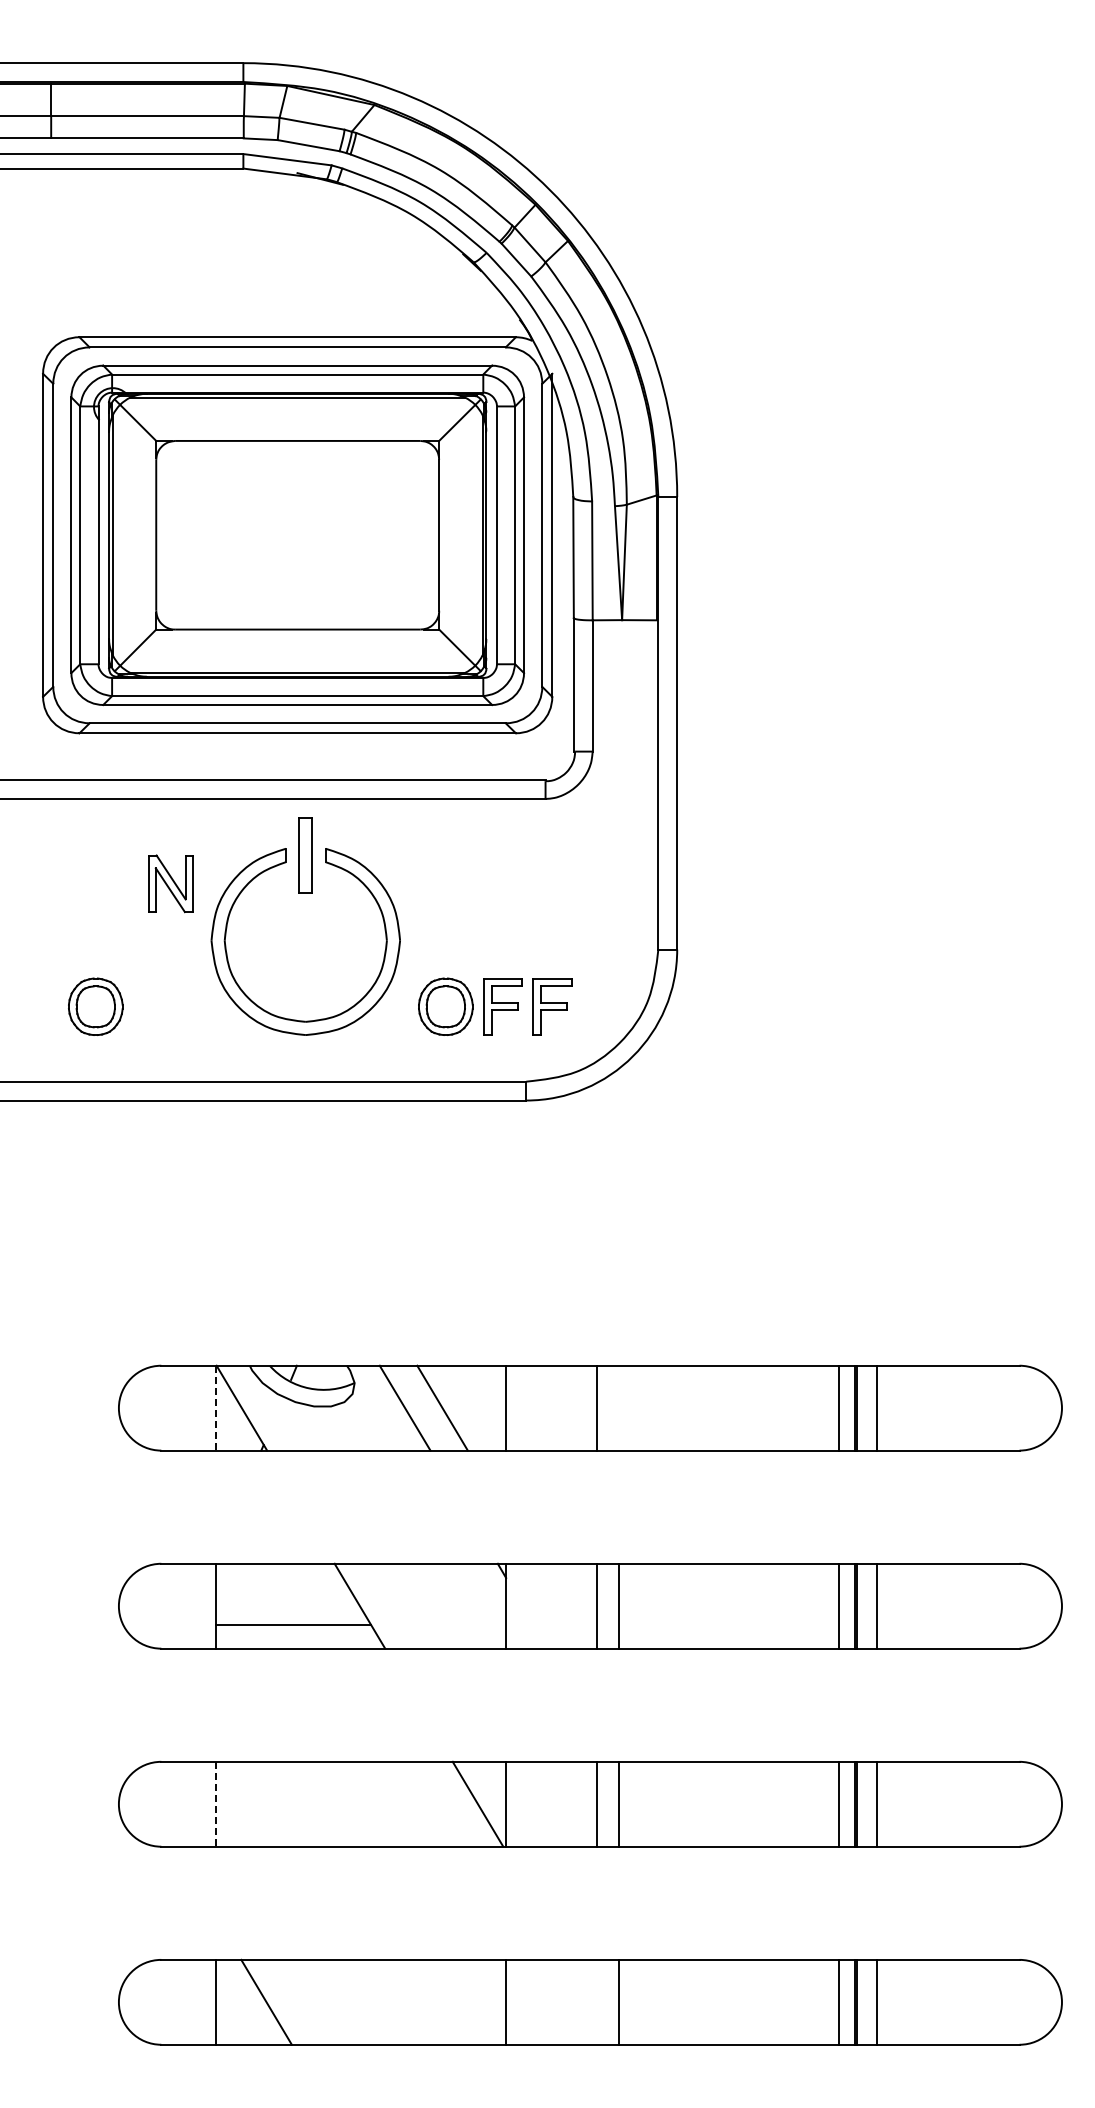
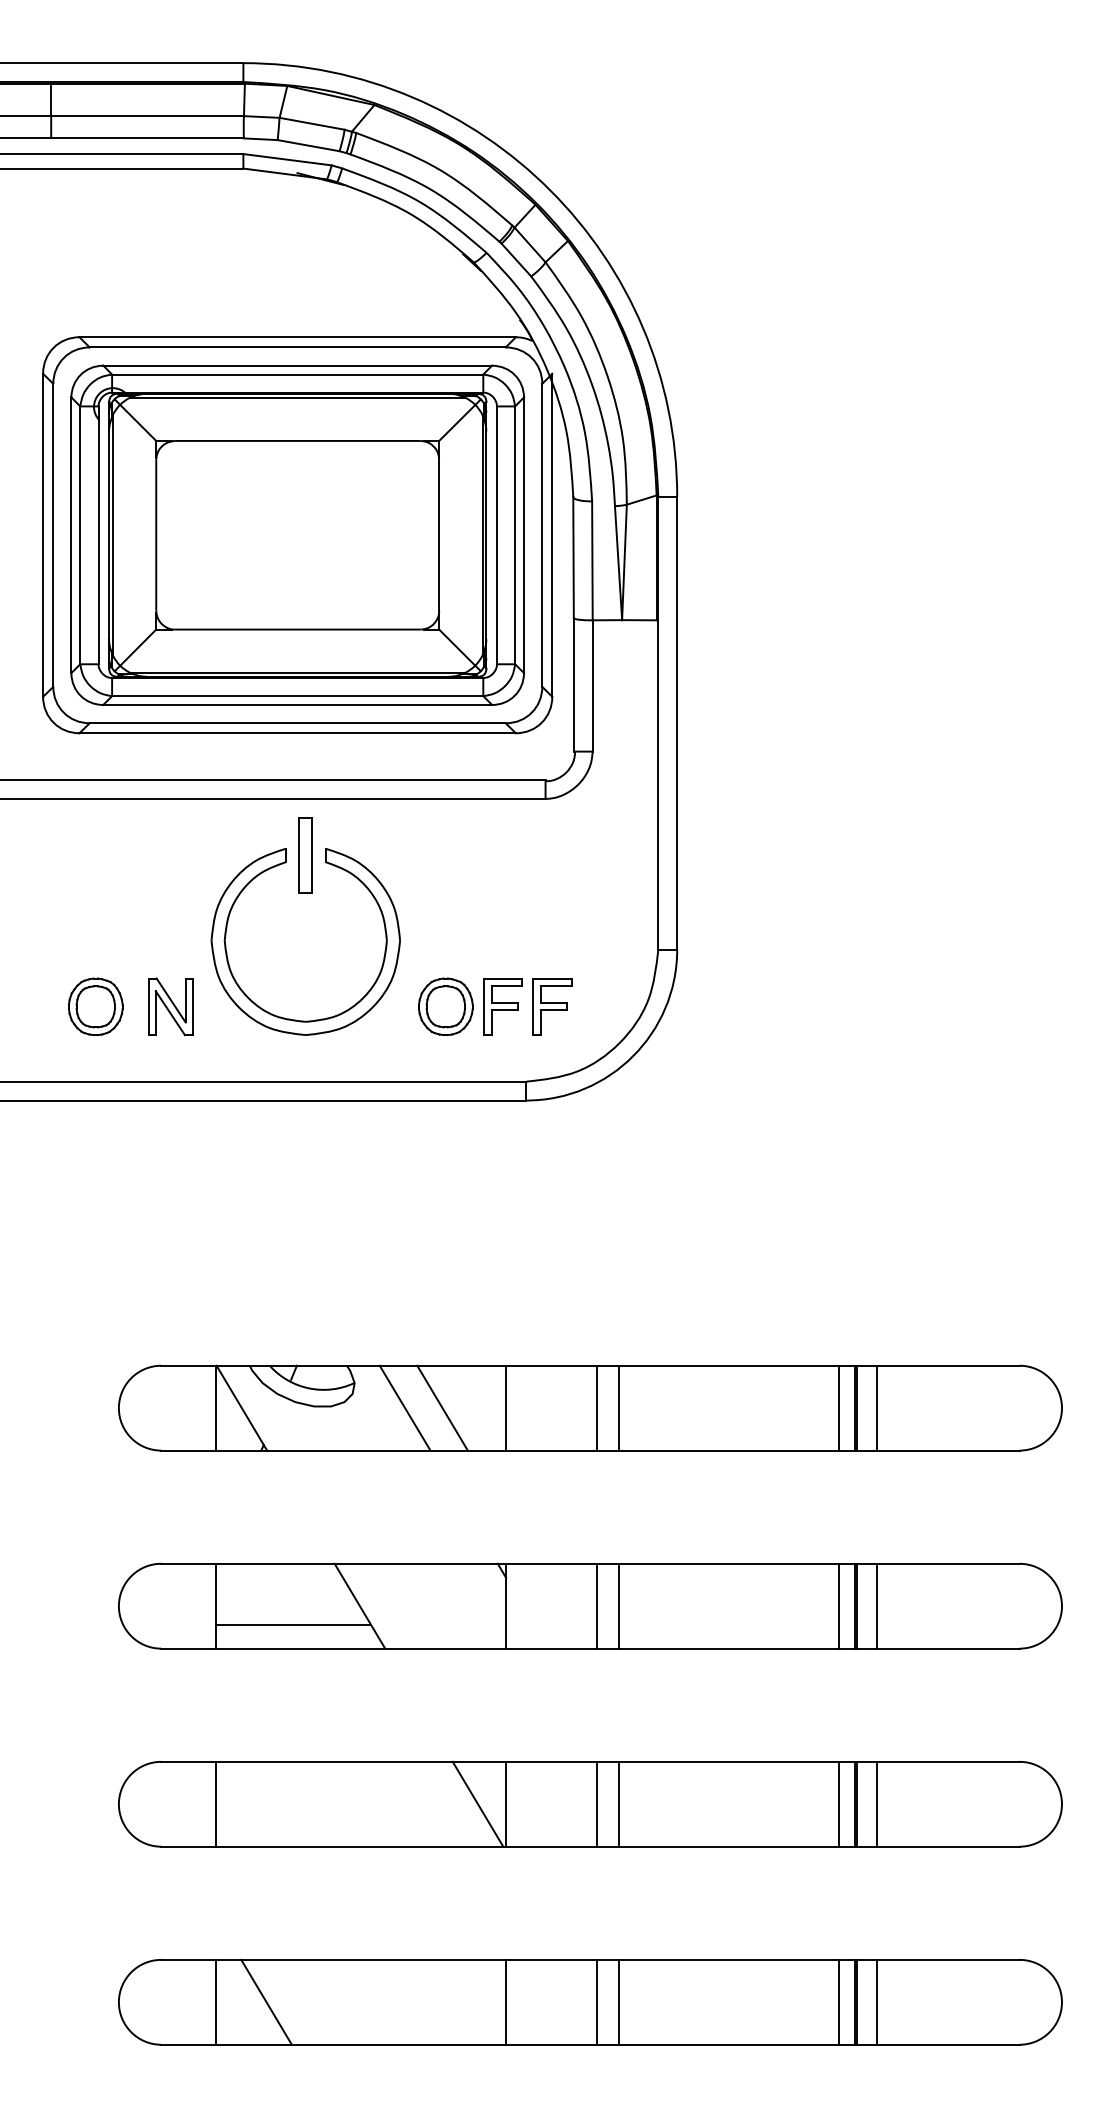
part position: (170, 883) -> (170, 1006) (170, 1006)
line: none -> present (619, 1407)
line: dashed -> solid (215, 1408)
line: dashed -> solid (215, 1804)
line: none -> present (596, 2001)
